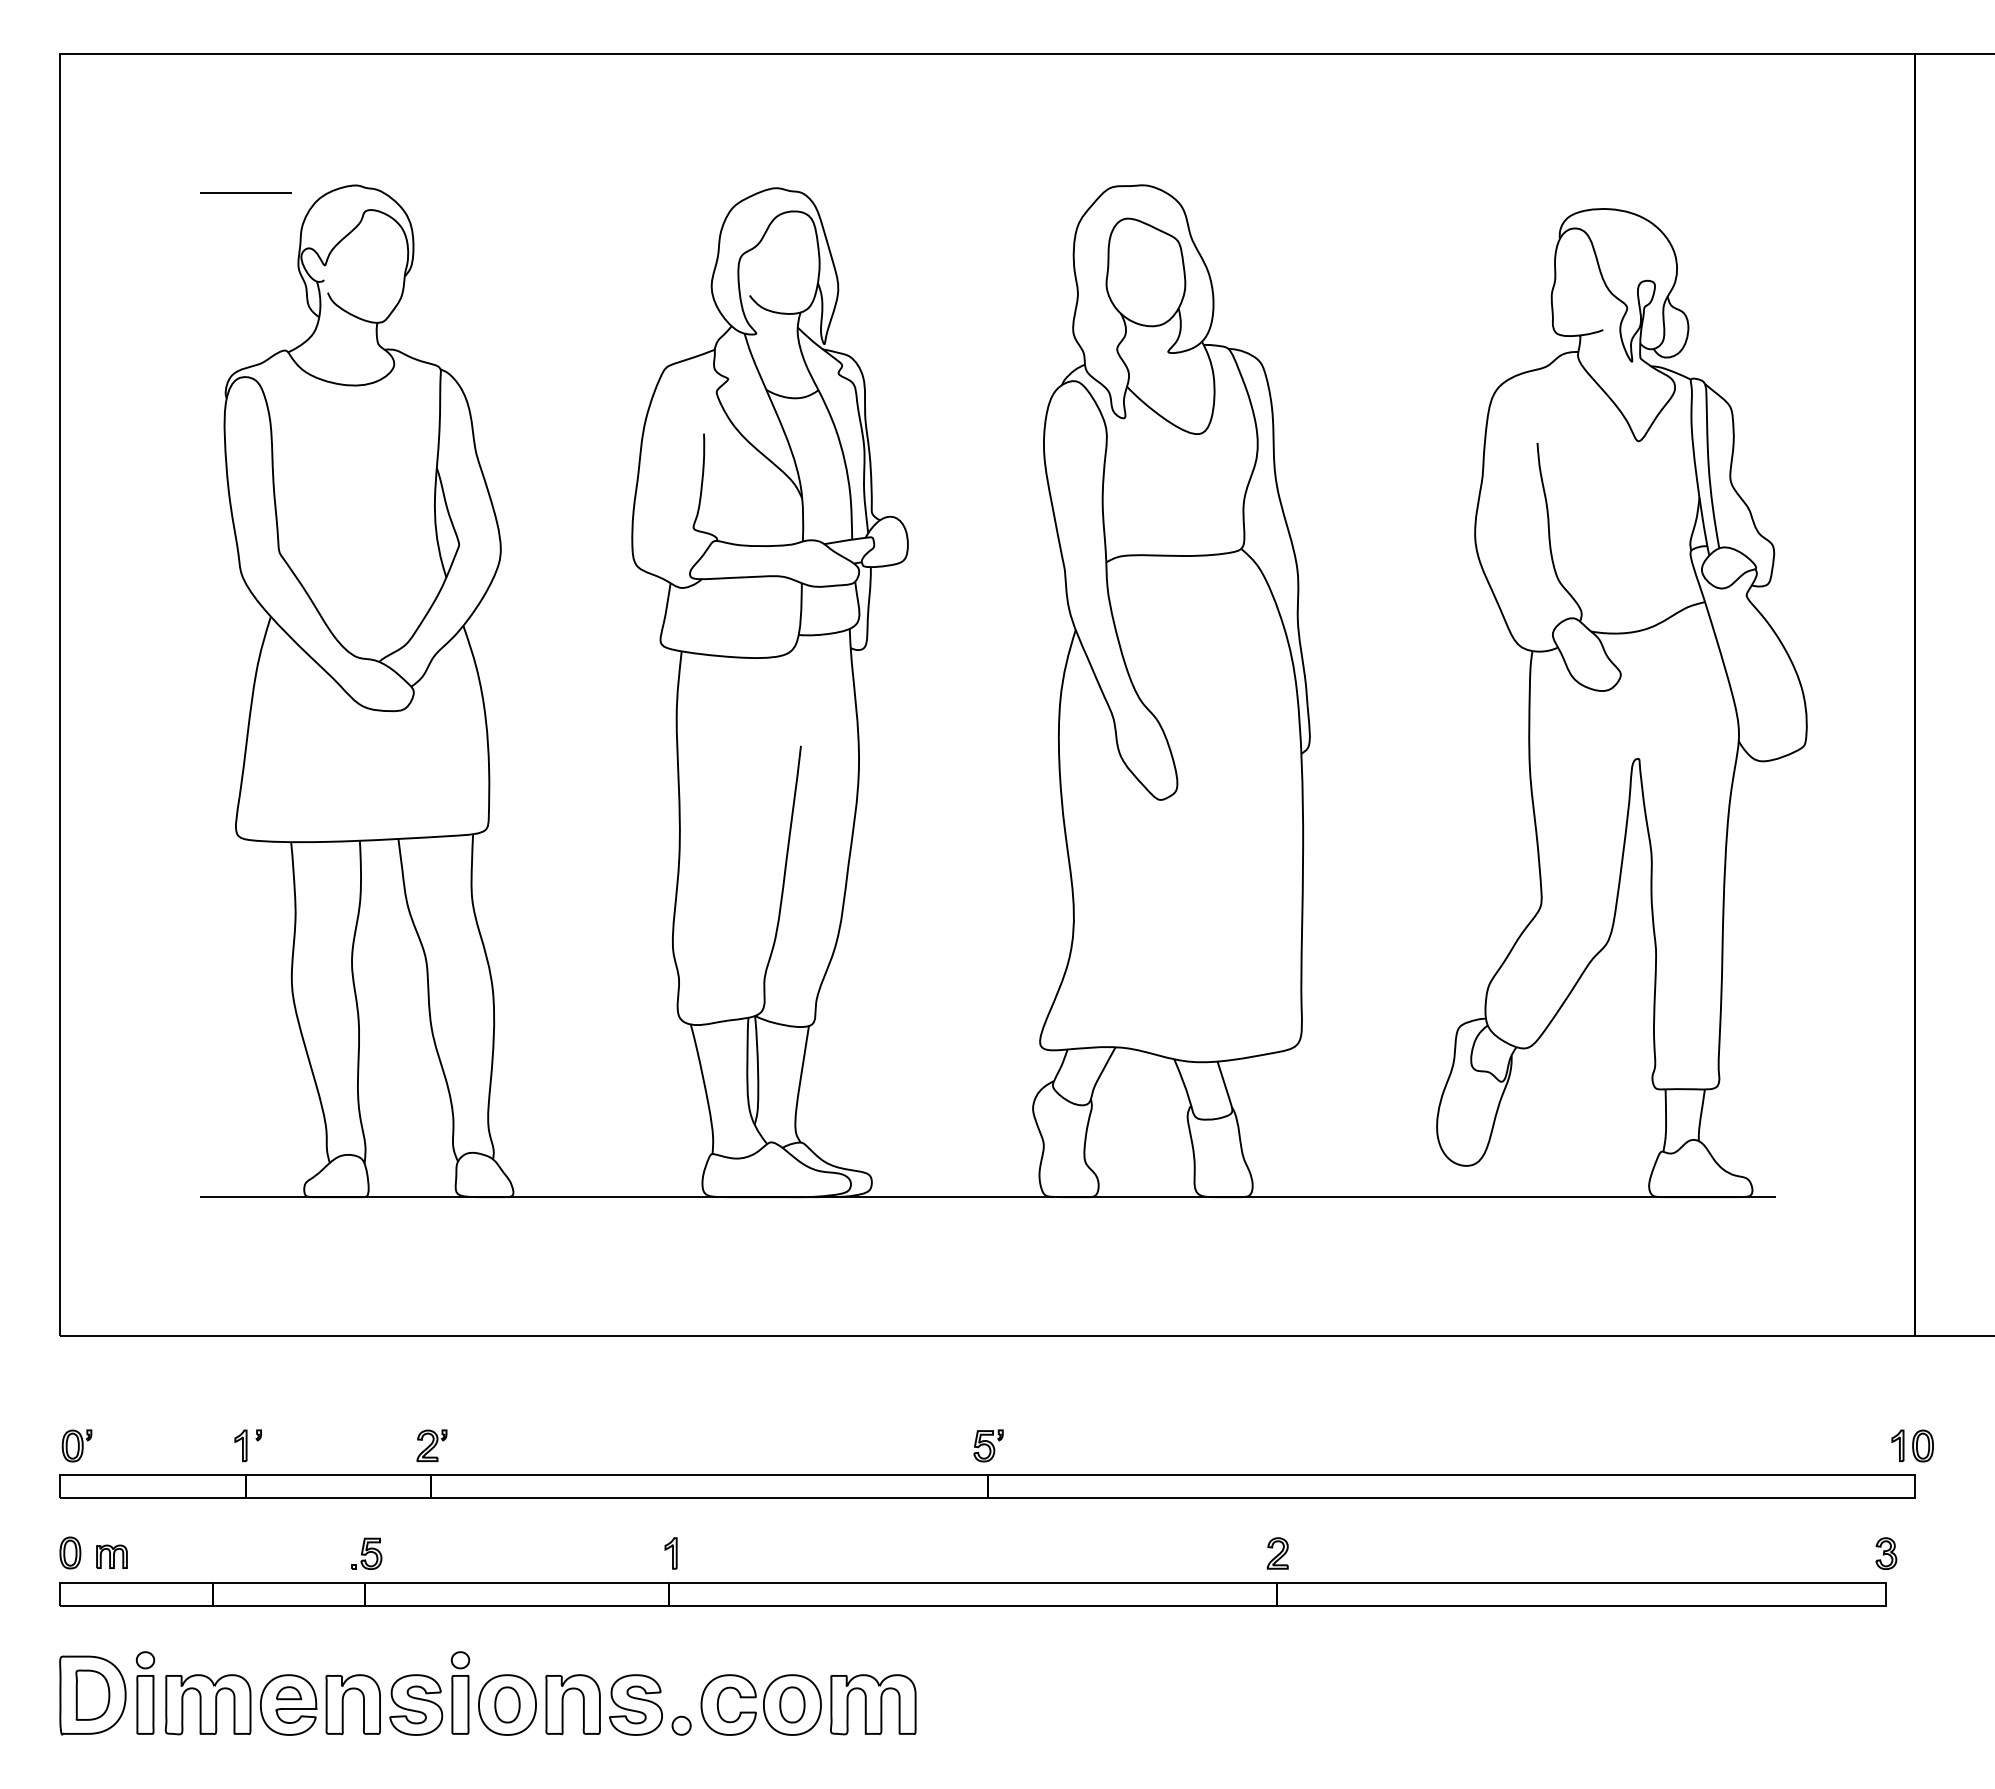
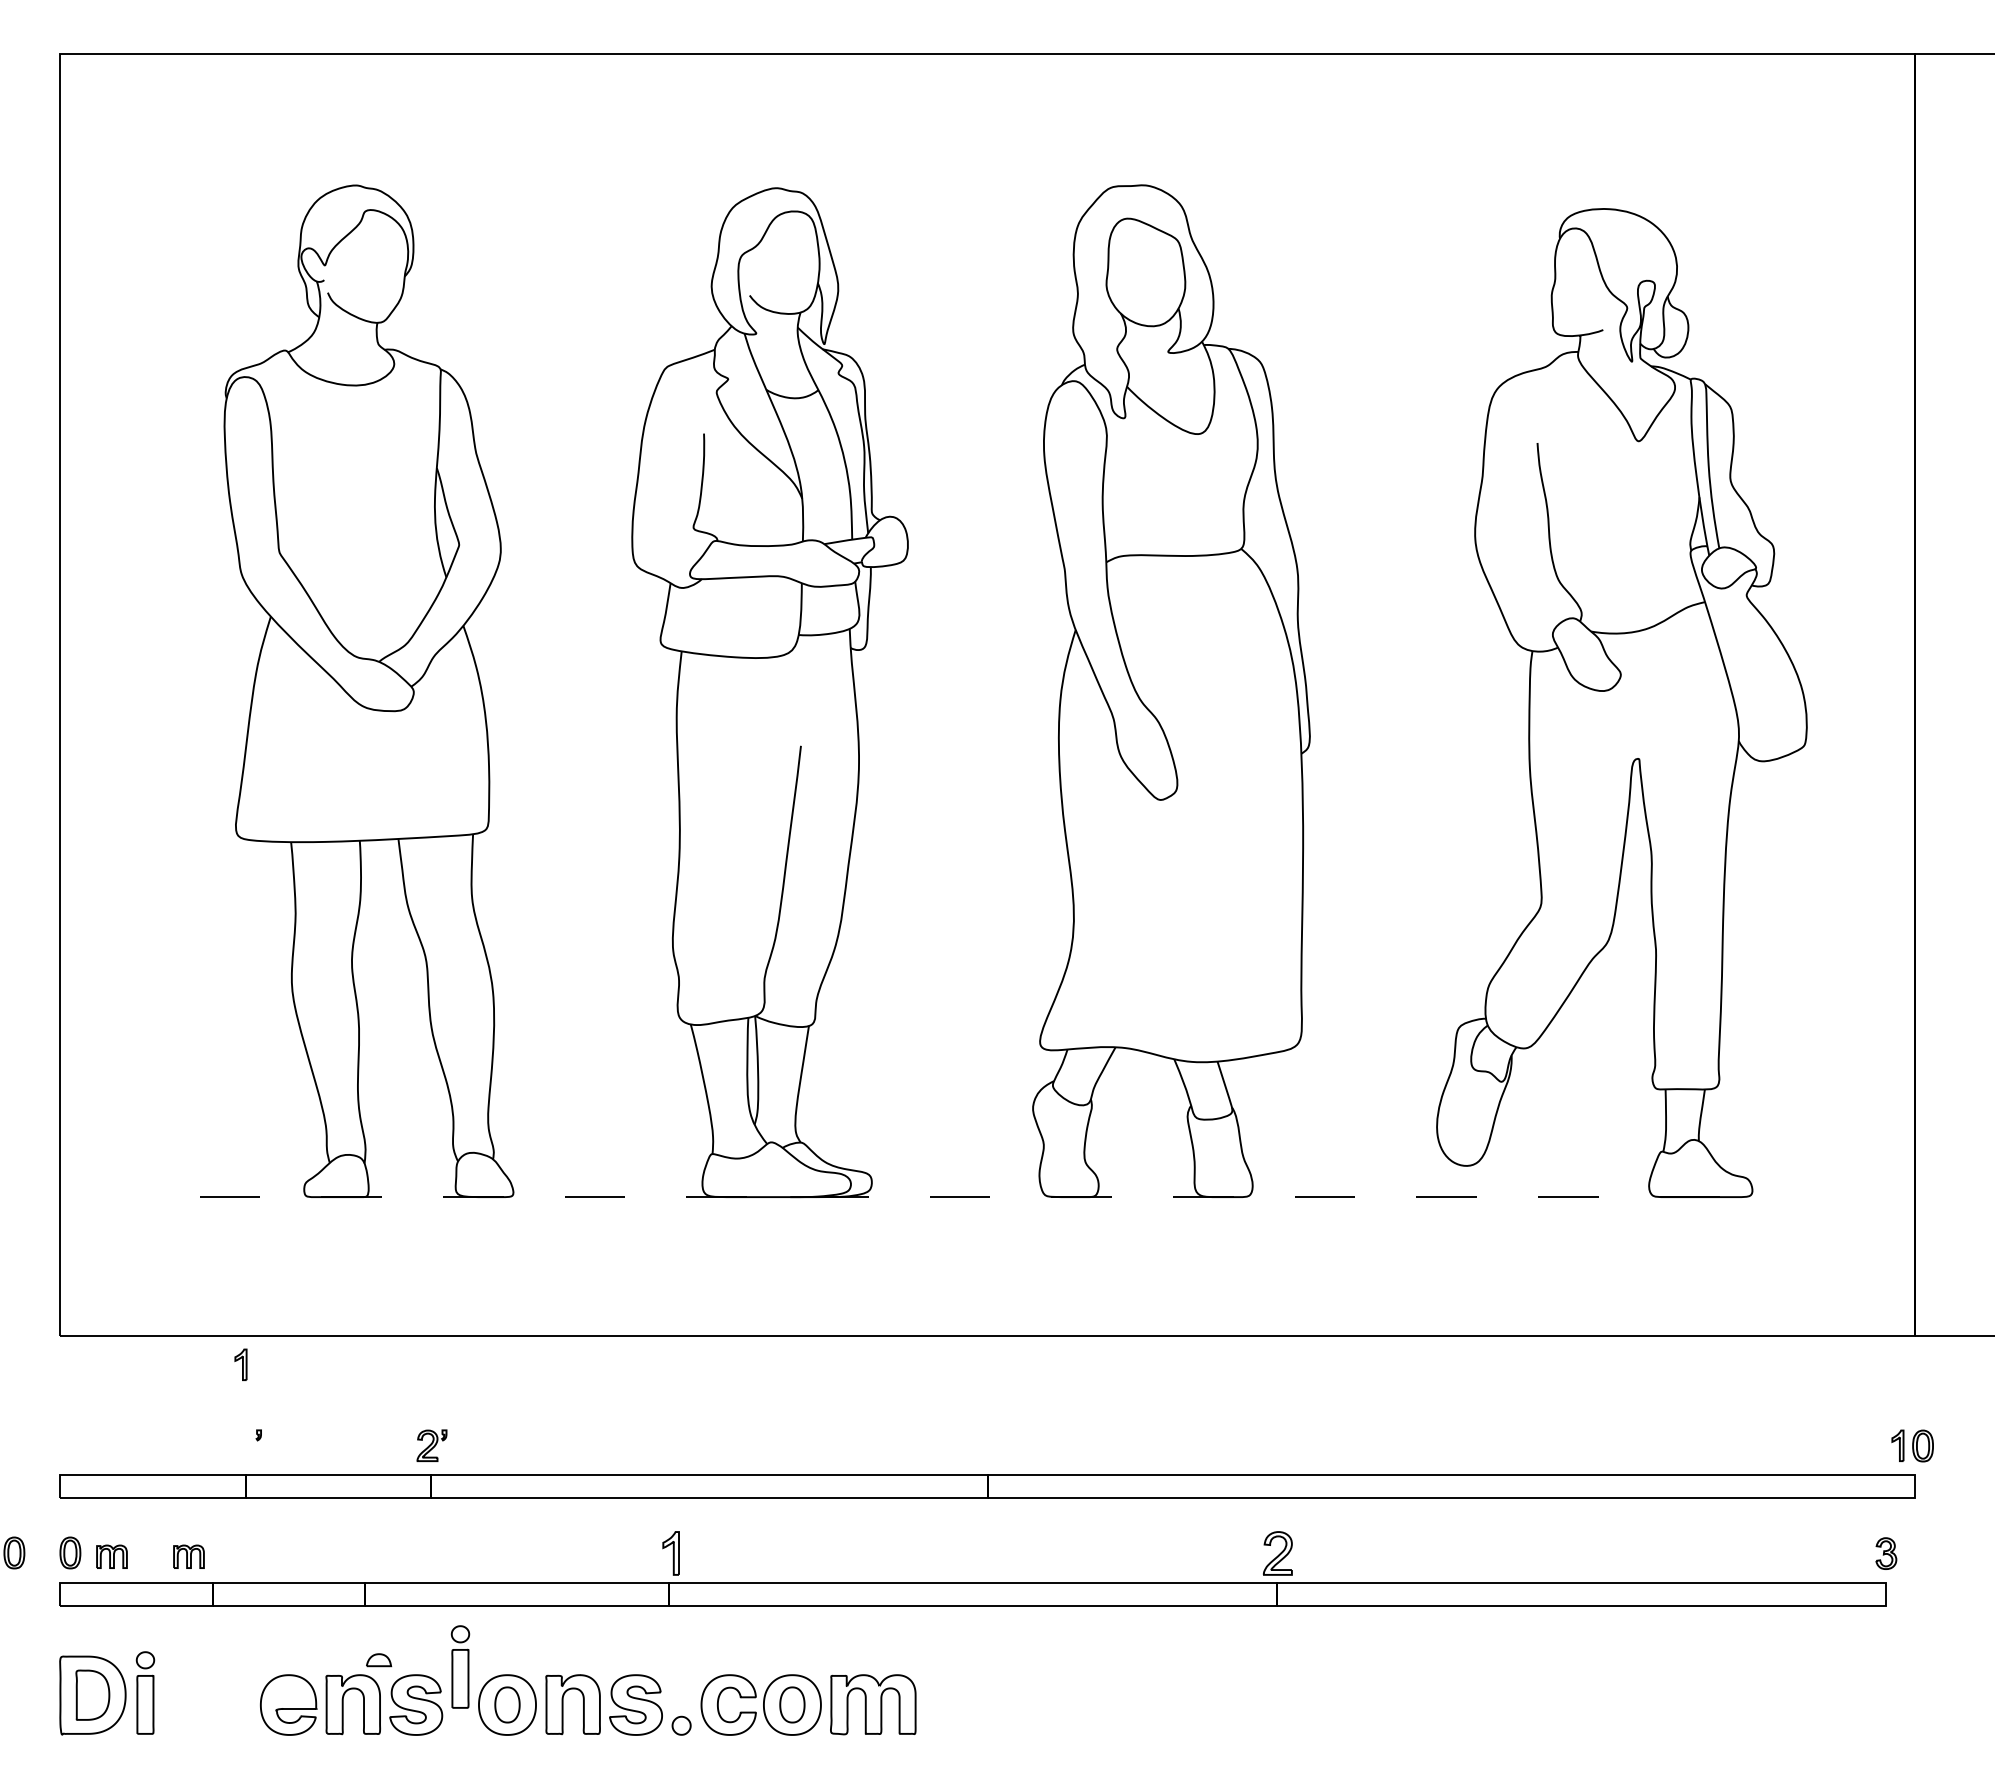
line: present -> none (245, 192)
line: solid -> dashed (988, 1197)
part: present -> none (76, 1445)
part position: (240, 1445) -> (240, 1364) (240, 1364)
part: present -> none (988, 1445)
part: none -> present (14, 1552)
part: present -> none (366, 1553)
part size: 14x33 px -> 18x45 px (670, 1553)
part size: 23x33 px -> 30x45 px (1277, 1553)
part: none -> present (188, 1556)
part position: (460, 1692) -> (460, 1666) (460, 1666)
part position: (289, 1693) -> (379, 1660) (379, 1660)
part: present -> none (207, 1704)
